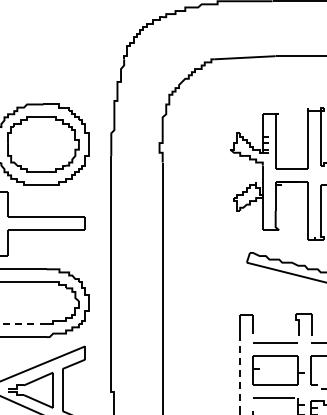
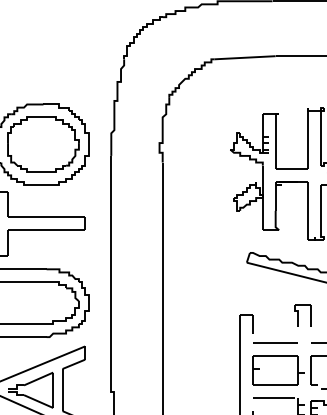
line: dashed -> solid (22, 323)
part position: (303, 324) -> (302, 315) (302, 315)
line: dashed -> solid (240, 372)
